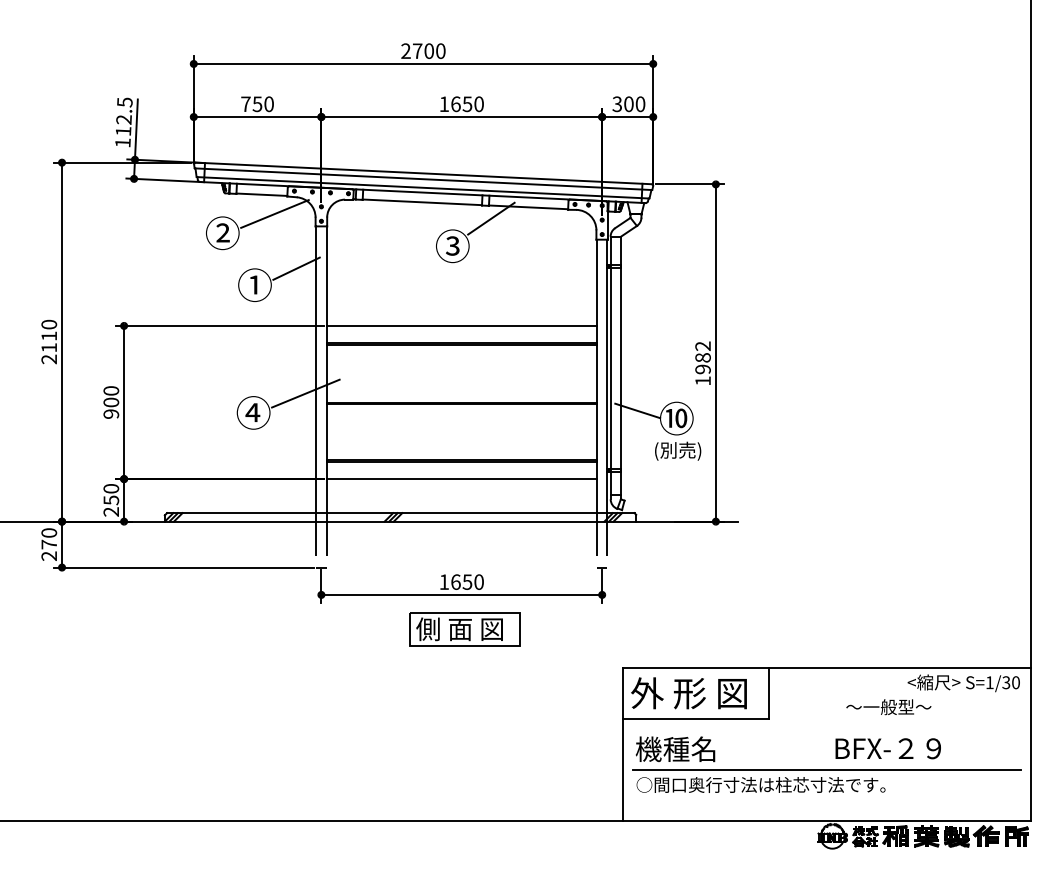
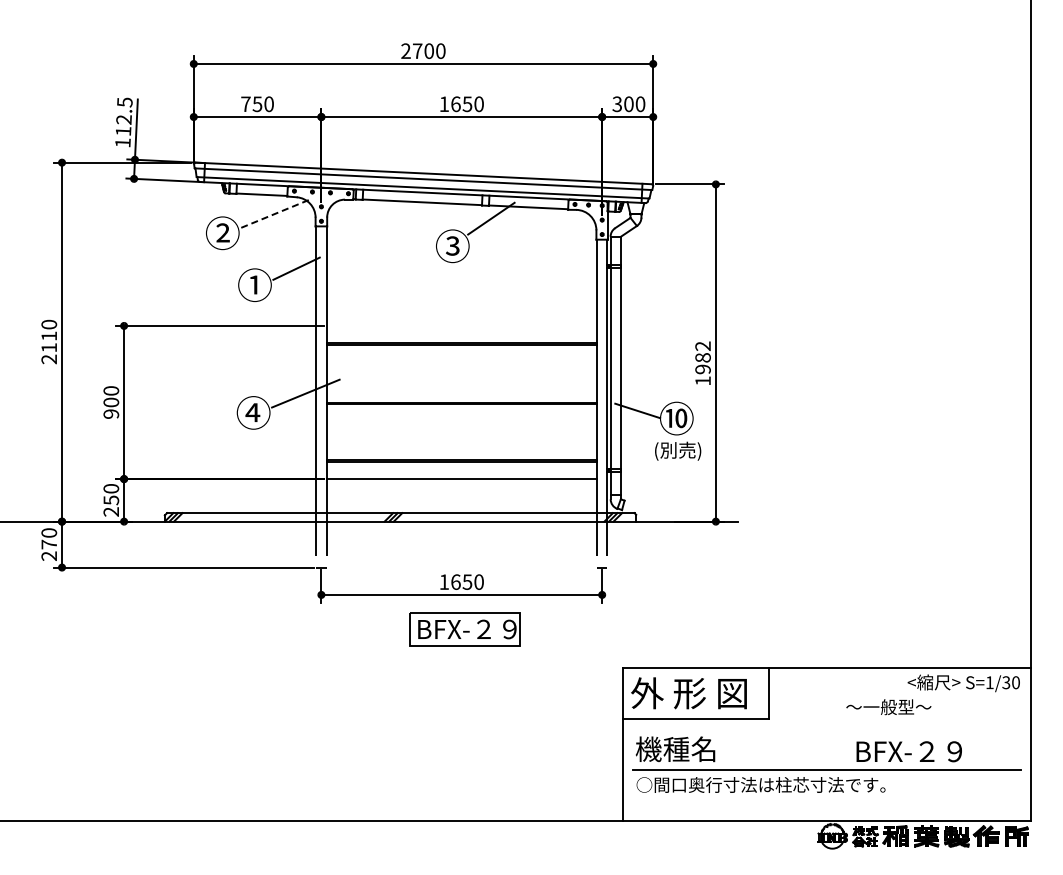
line: solid -> dashed (274, 213)
line: present -> none (461, 325)
text: 側 面 図 -> BFX-２９ (466, 629)
text position: (887, 748) -> (908, 751) (908, 751)
